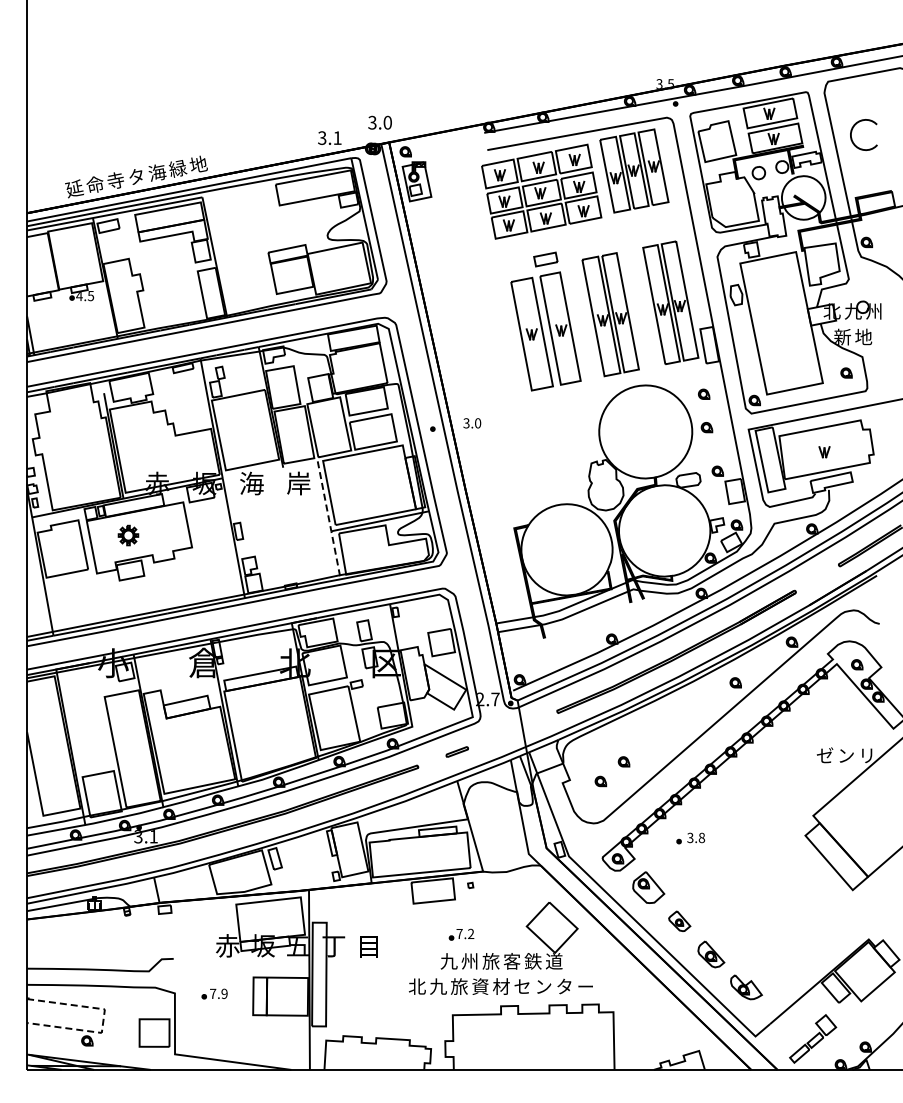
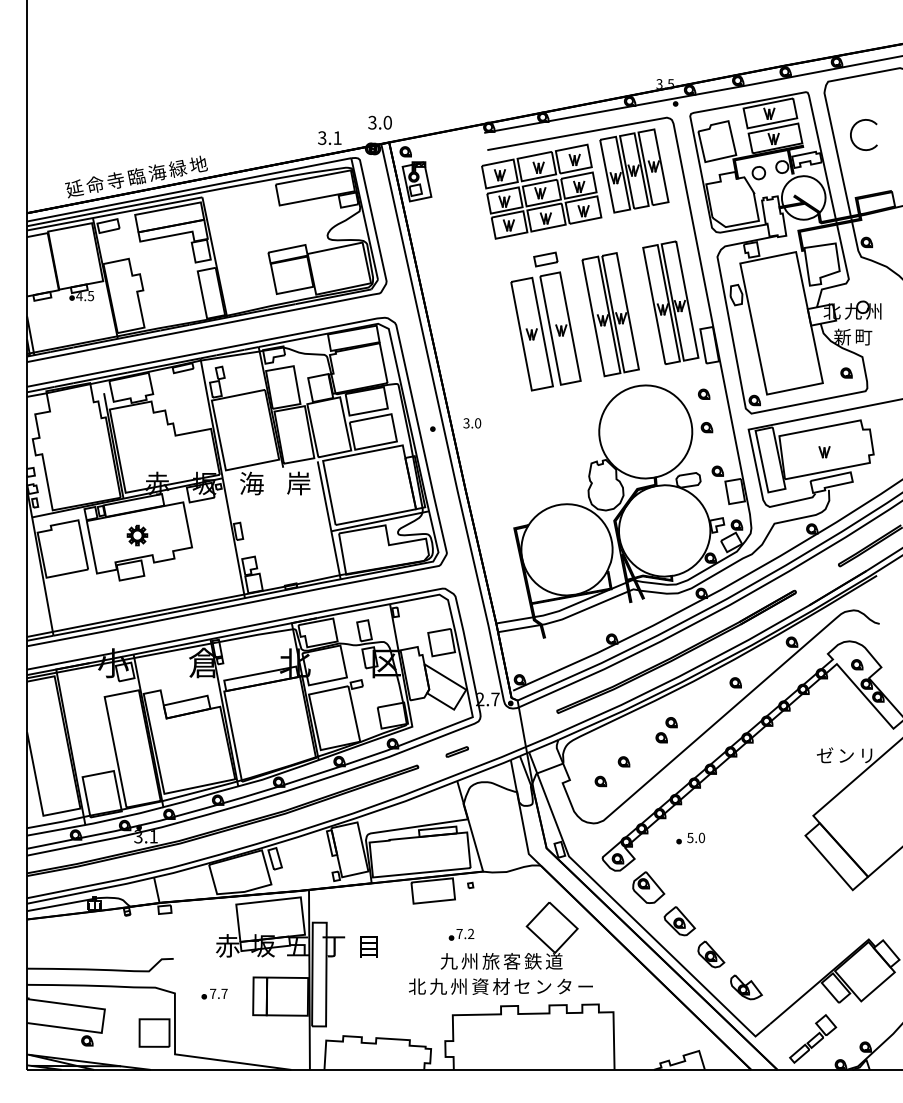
text: タ -> 臨 (136, 176)
text: 地 -> 町 (863, 336)
line: dashed -> solid (329, 521)
part position: (128, 535) -> (137, 535) (137, 535)
part: none -> present (666, 730)
text: 3.8 -> 5.0 (696, 837)
part size: 24x22 px -> 33x31 px (679, 921)
text: 旅 -> 州 (459, 986)
text: 7.9 -> 7.7 (224, 993)
line: dashed -> solid (103, 1020)
